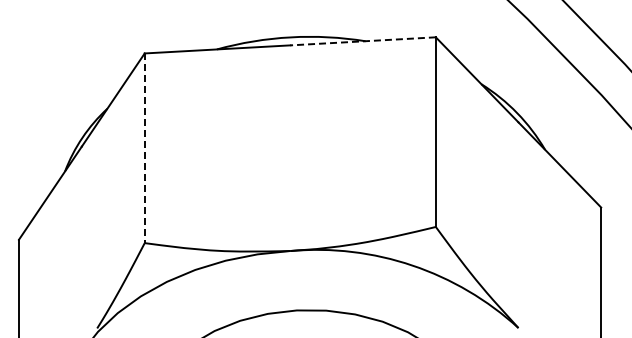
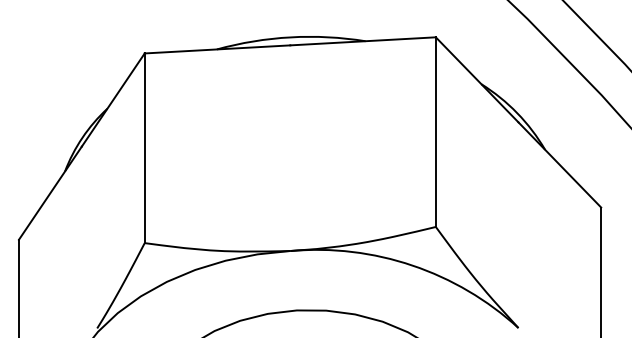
line: dashed -> solid (363, 41)
line: dashed -> solid (144, 148)
